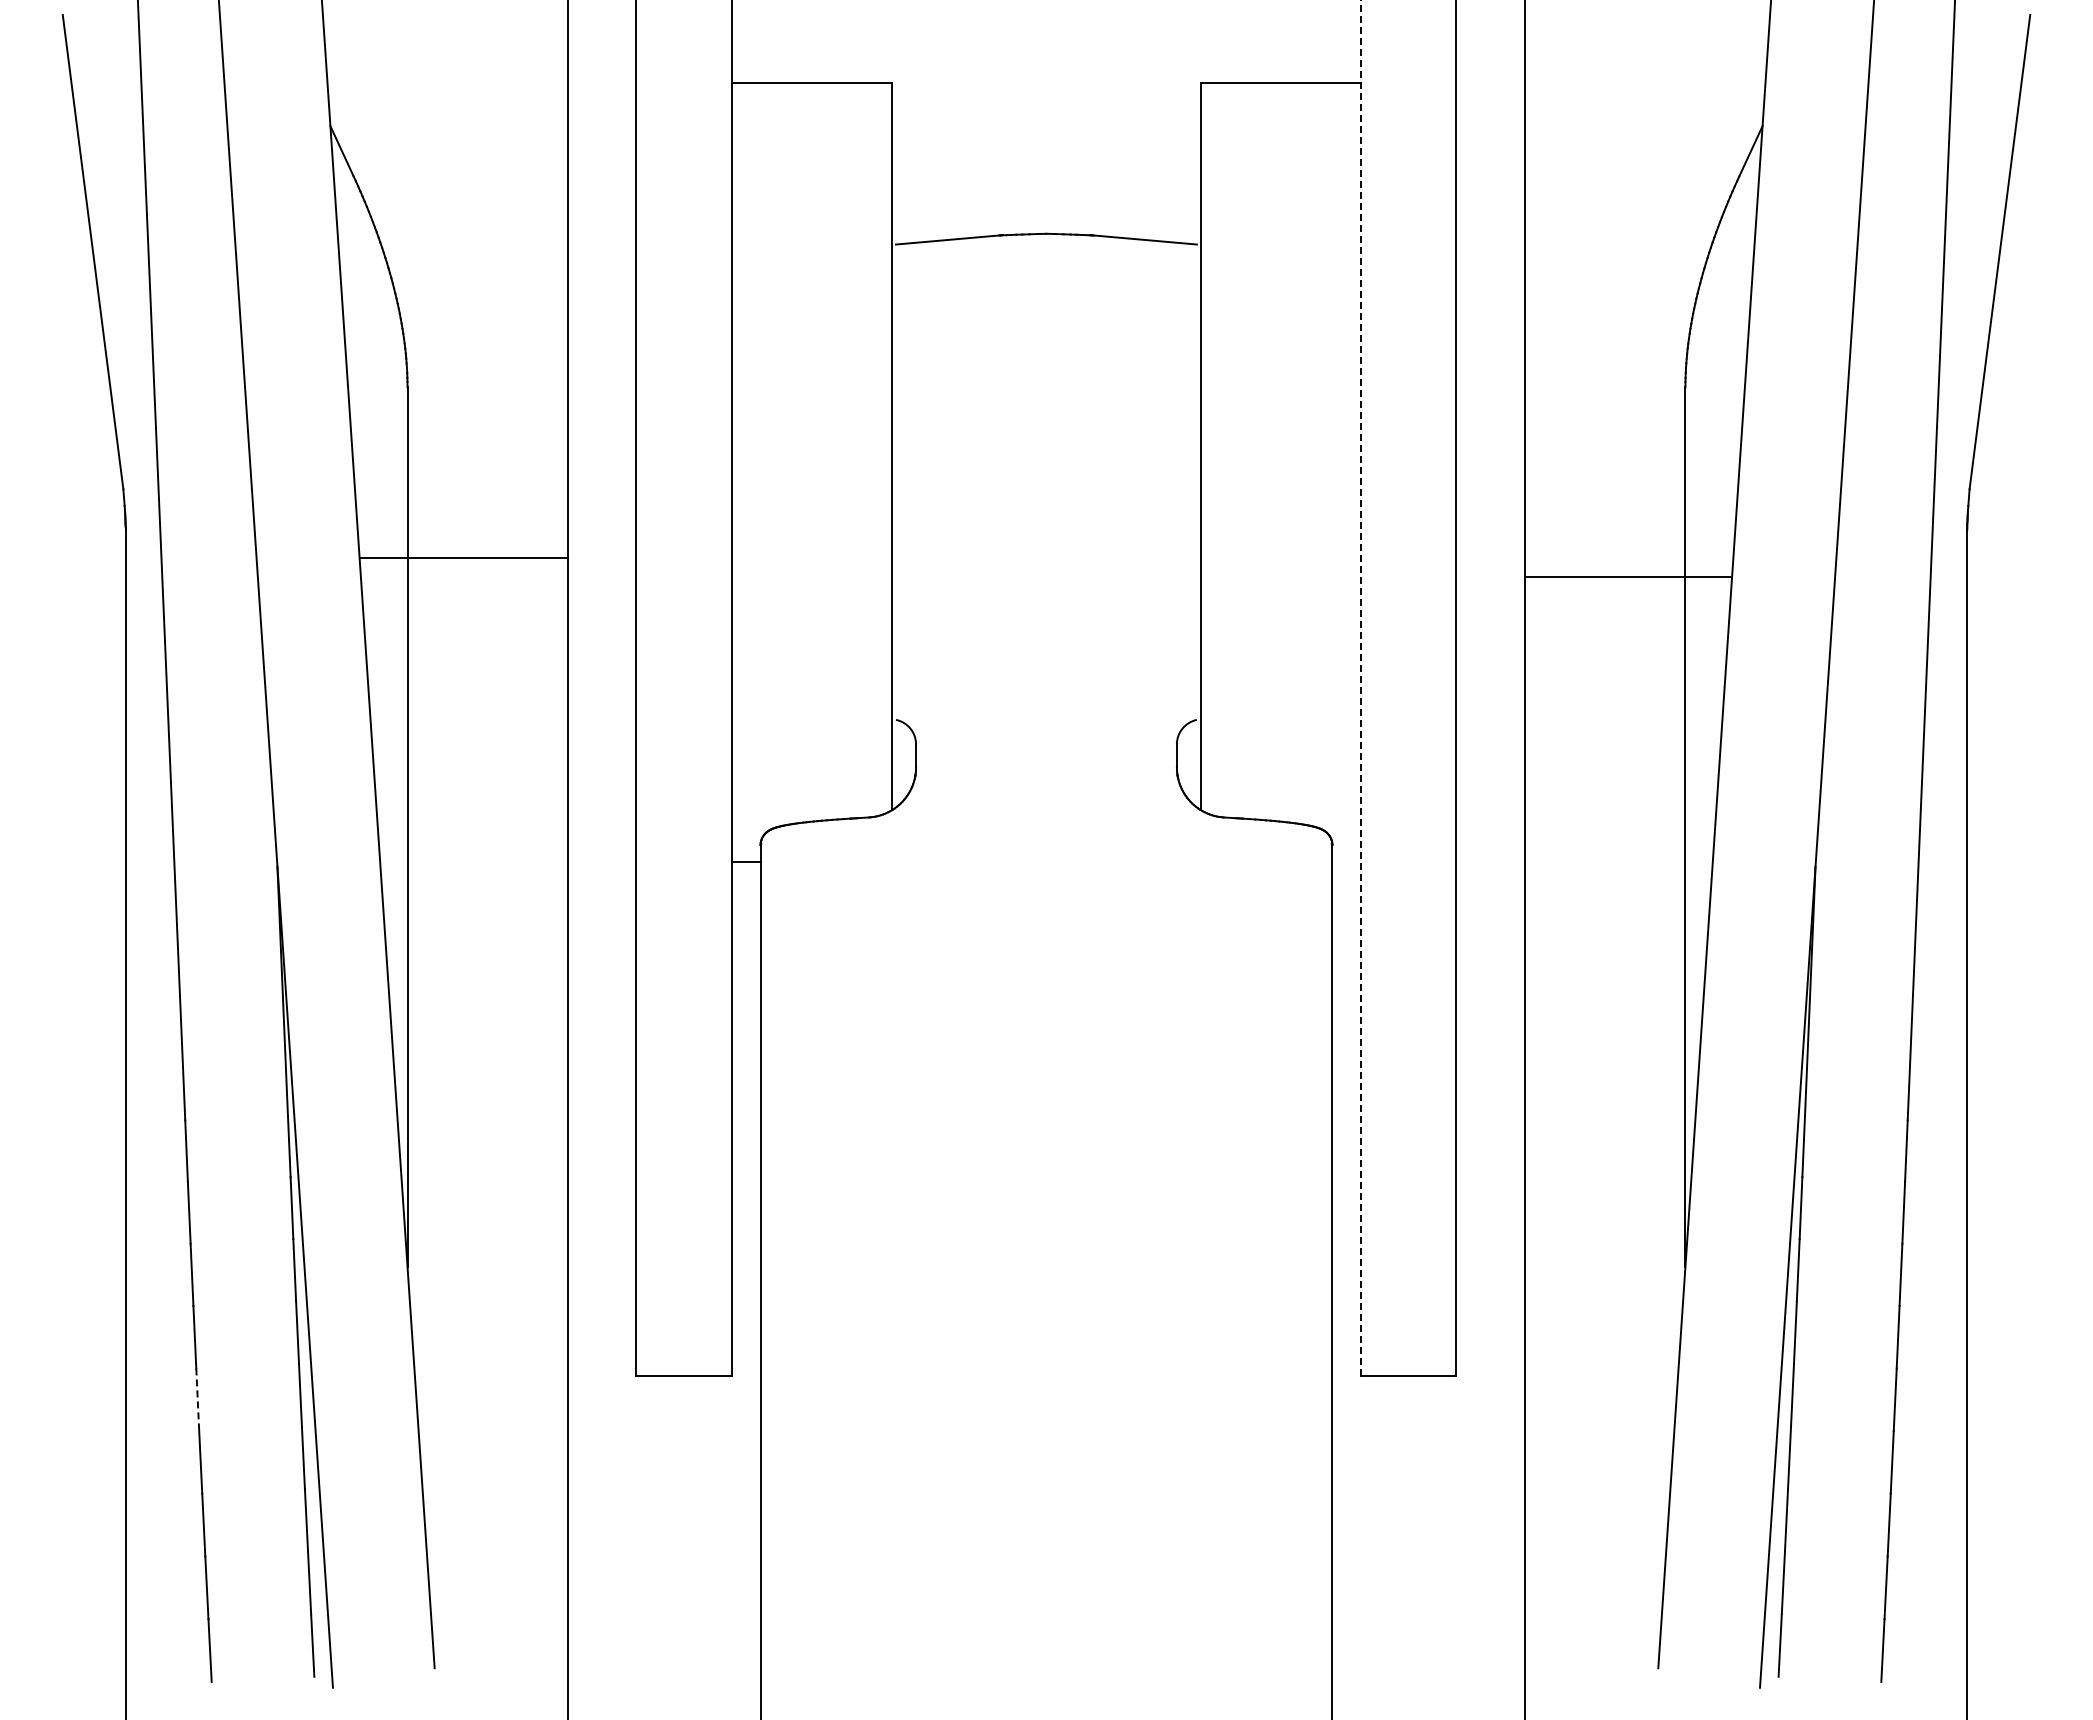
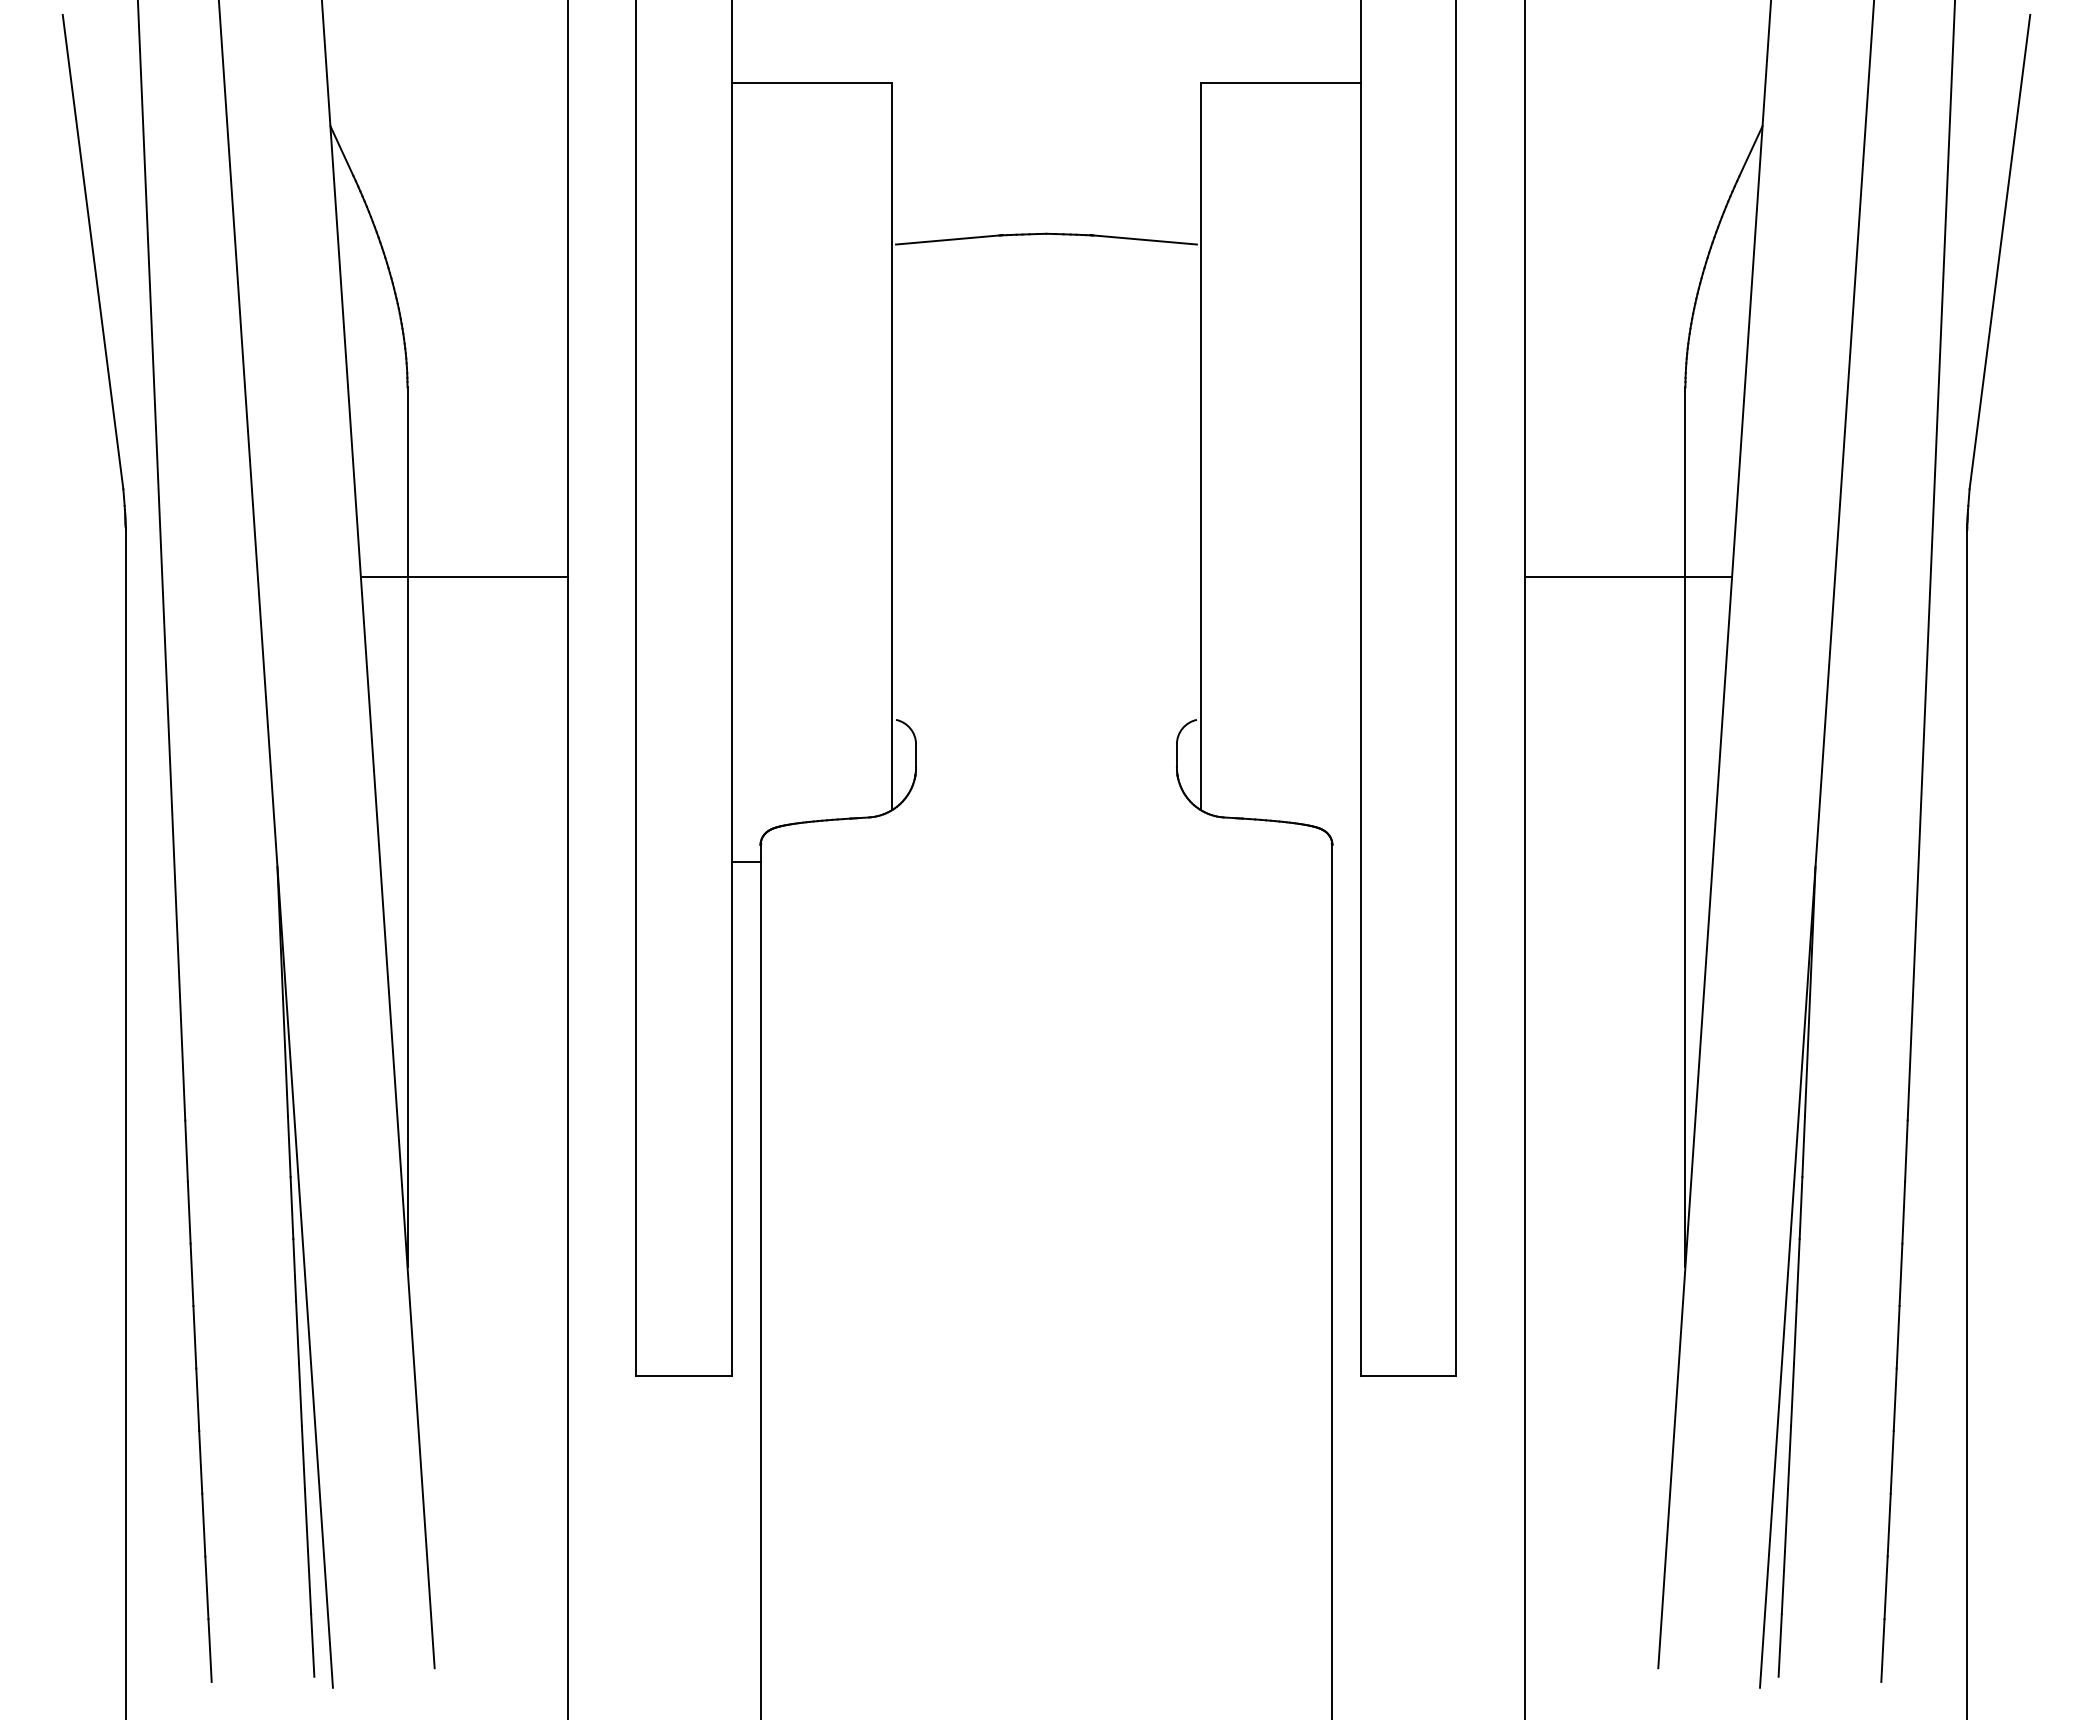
line position: (463, 557) -> (463, 576) (463, 576)
line: dashed -> solid (1361, 687)
line: dashed -> solid (197, 1400)
